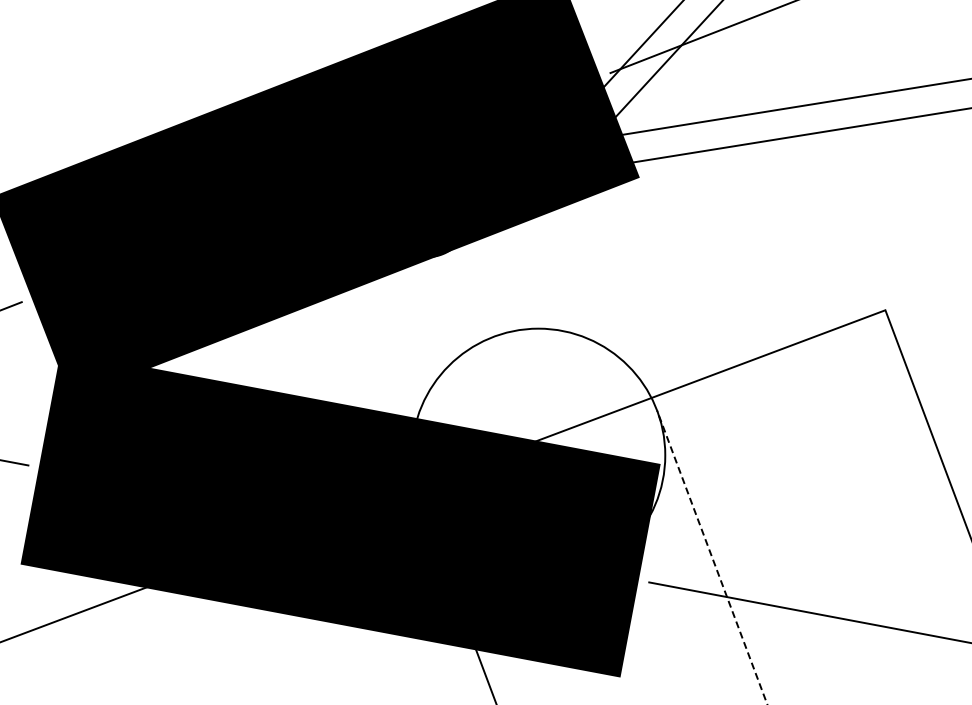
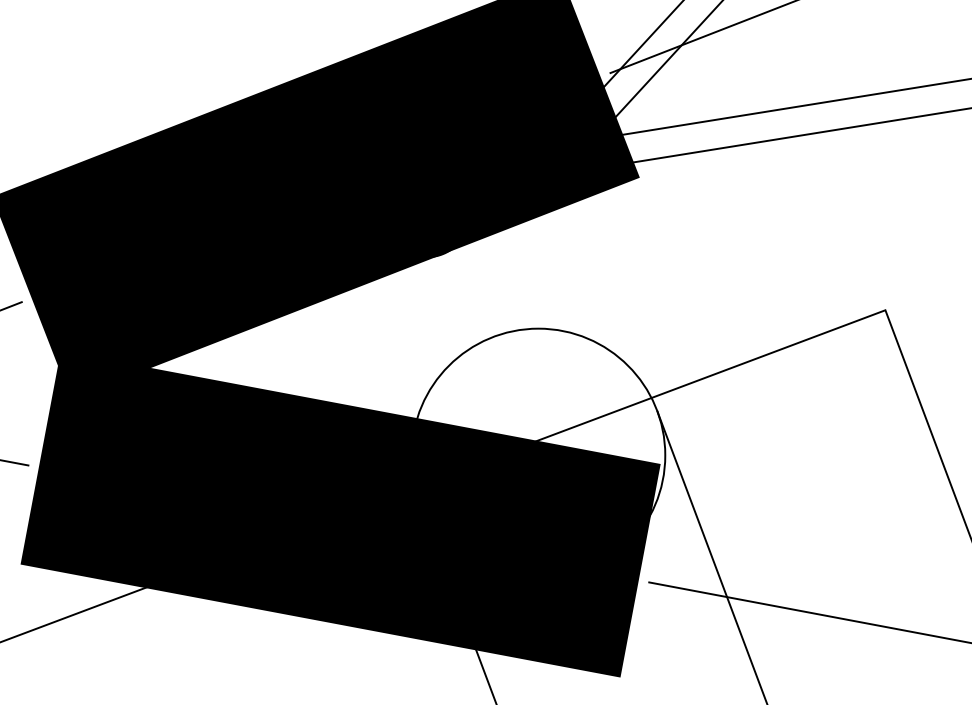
line: dashed -> solid (712, 557)
